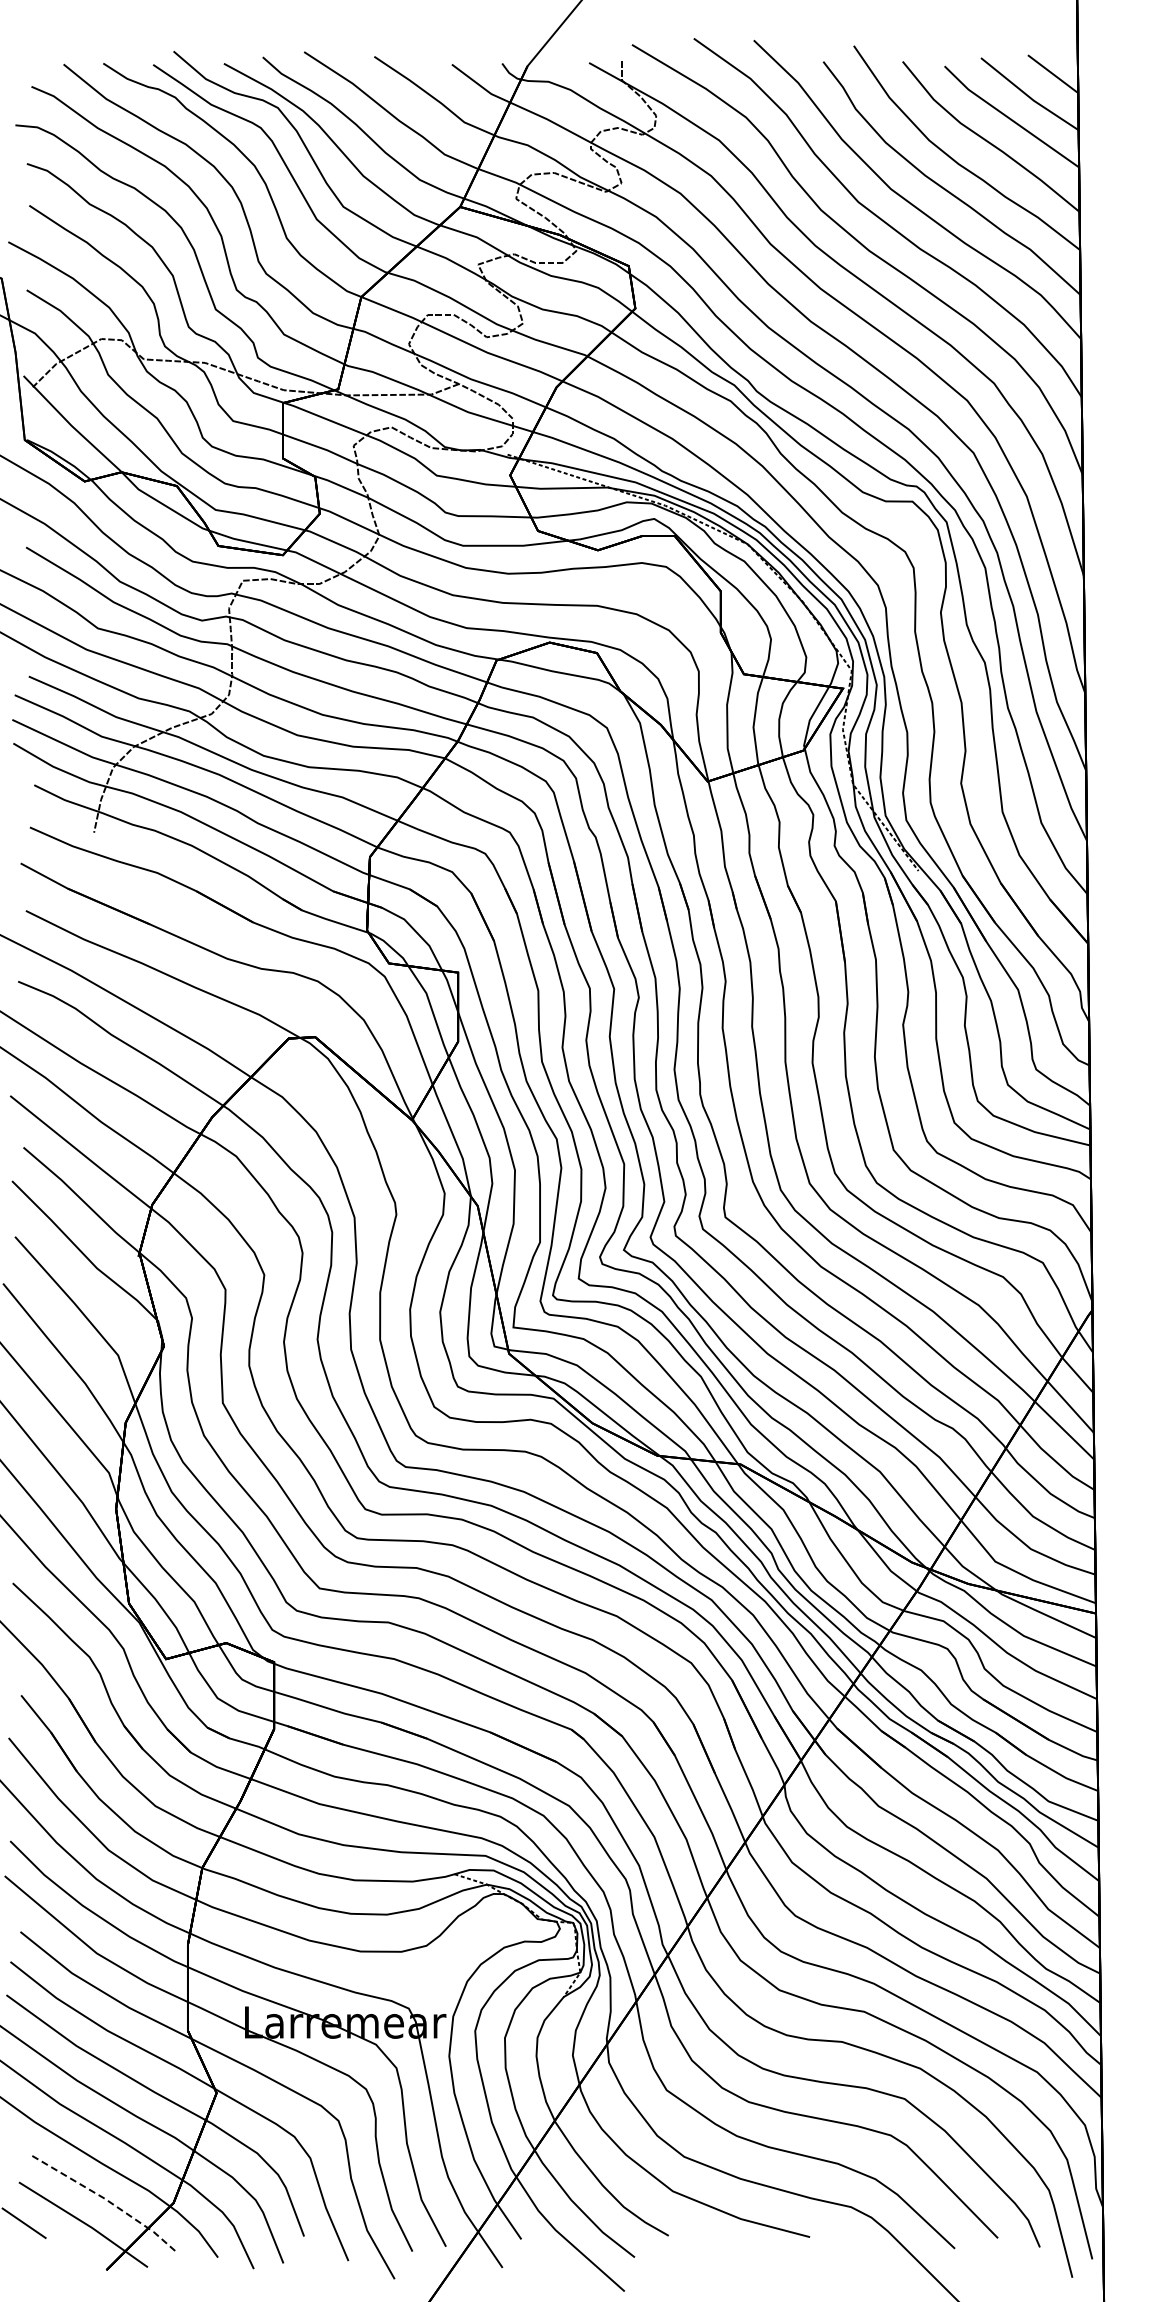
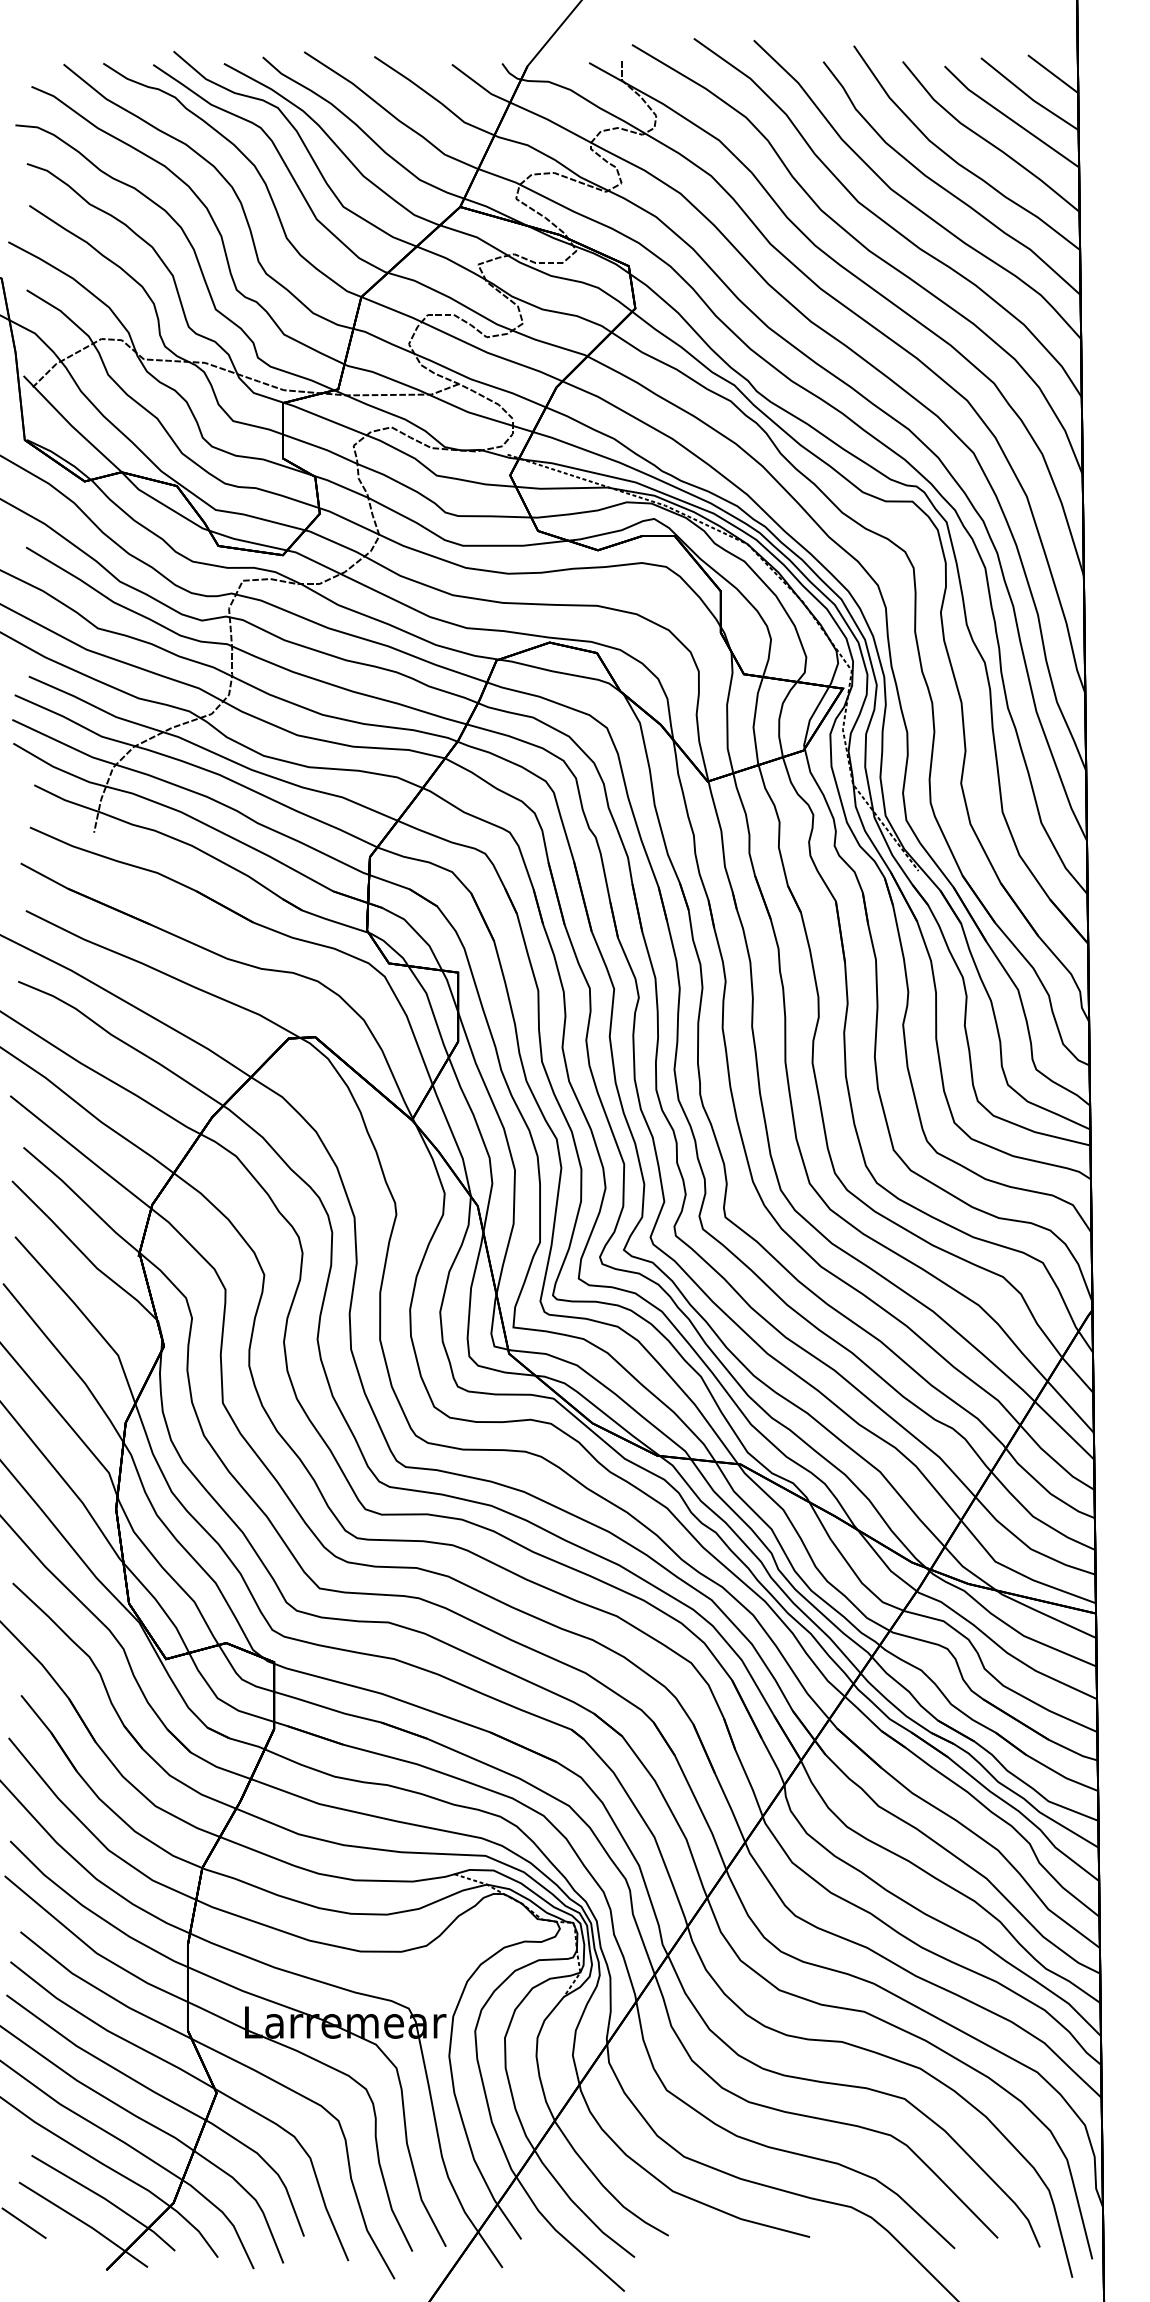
line: dashed -> solid (106, 2199)
